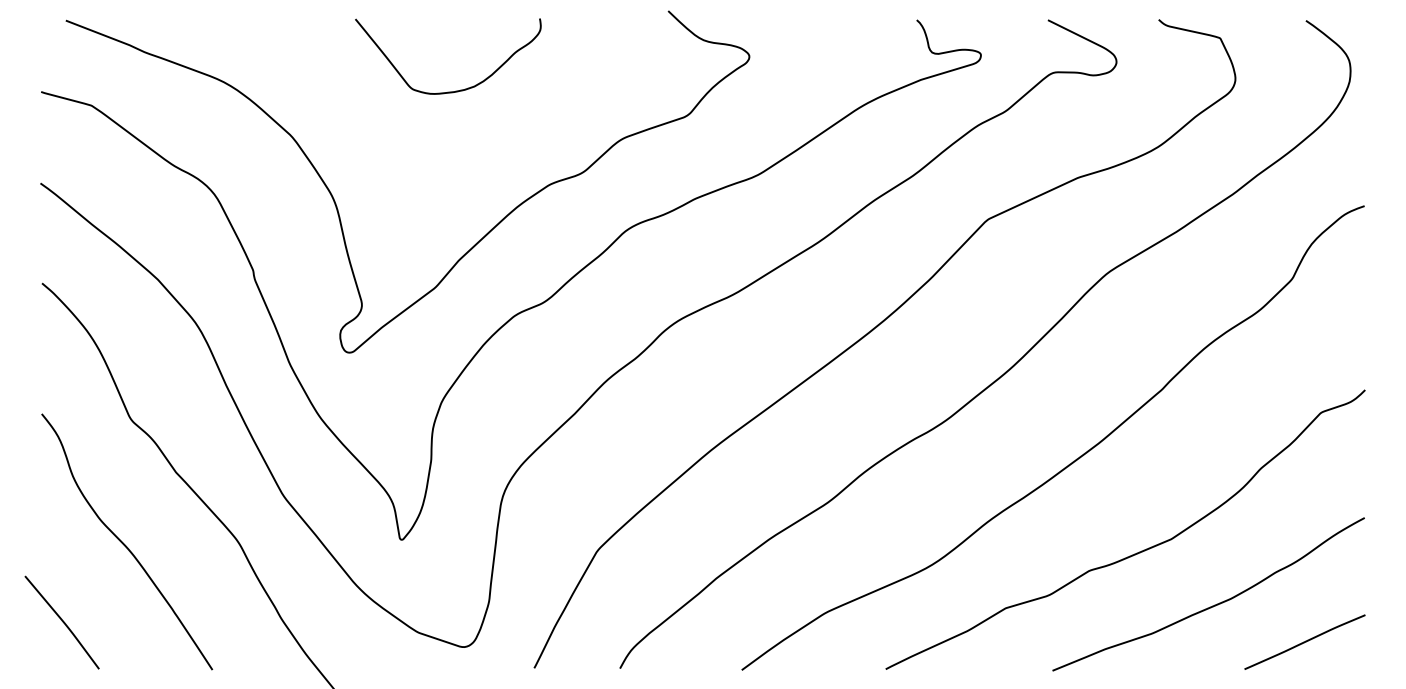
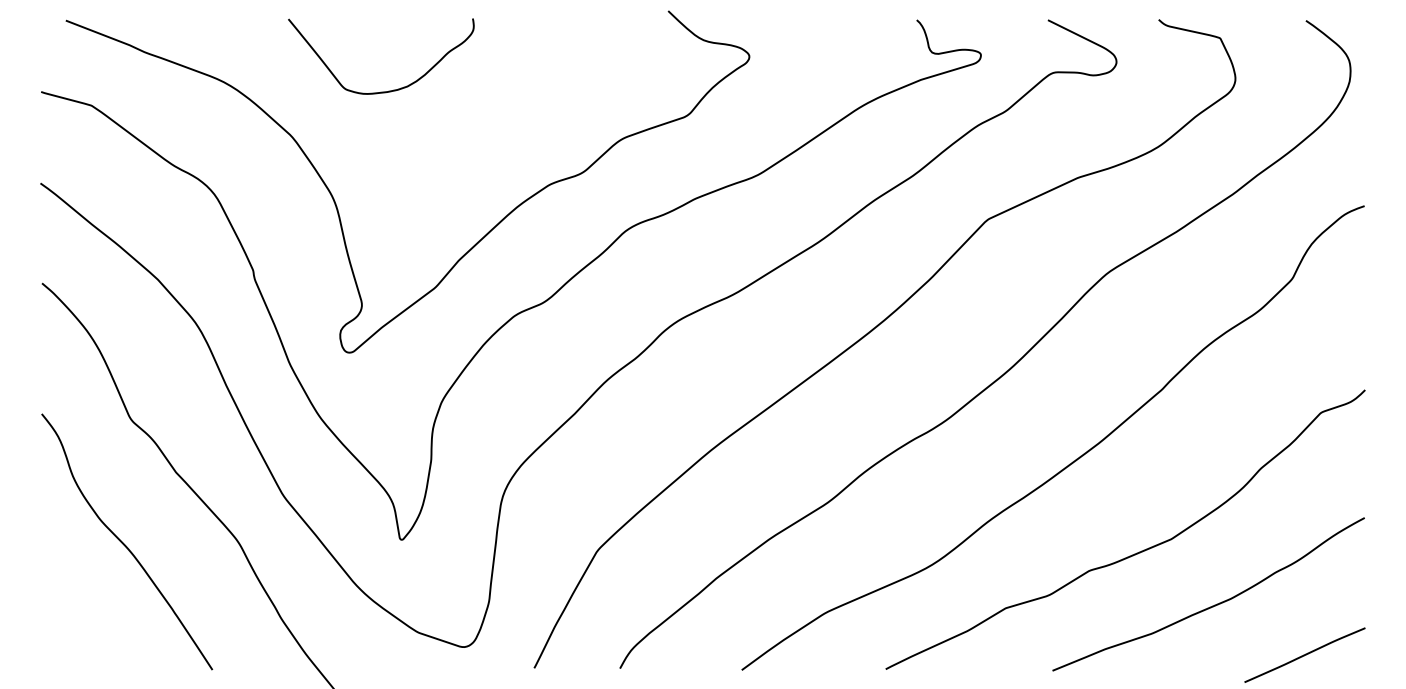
curve position: (455, 90) -> (388, 90) (388, 90)
curve: present -> none (61, 621)
line position: (1304, 641) -> (1304, 654) (1304, 654)
